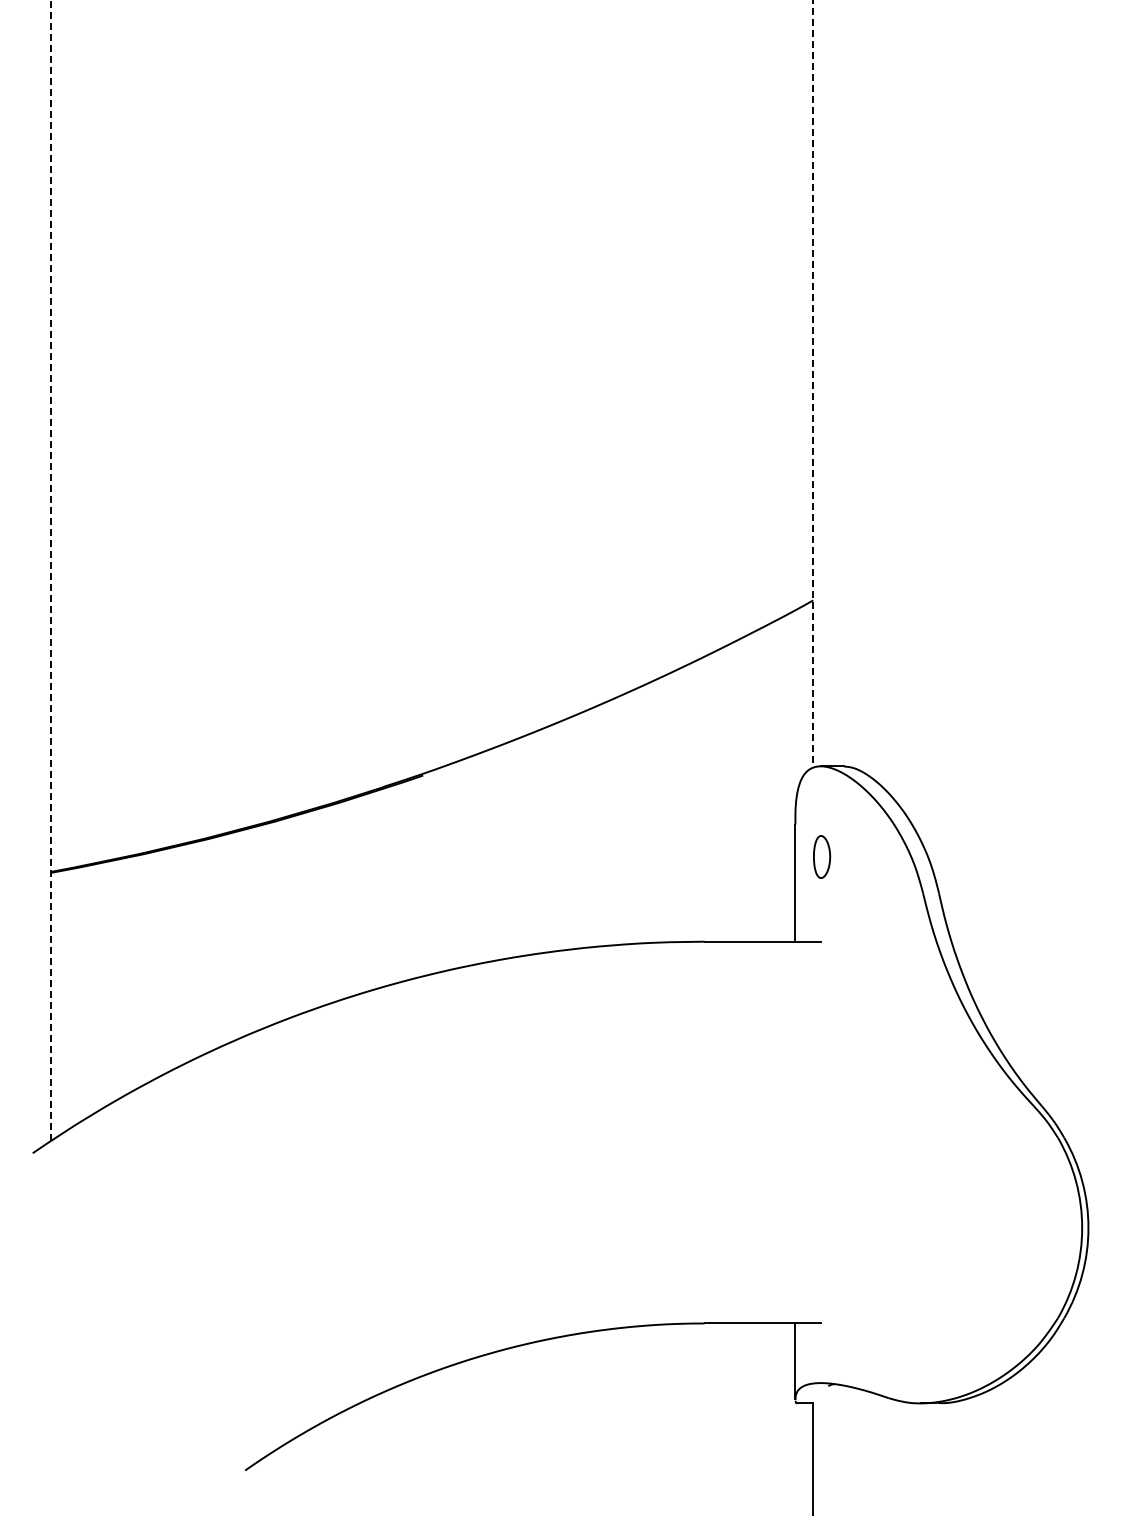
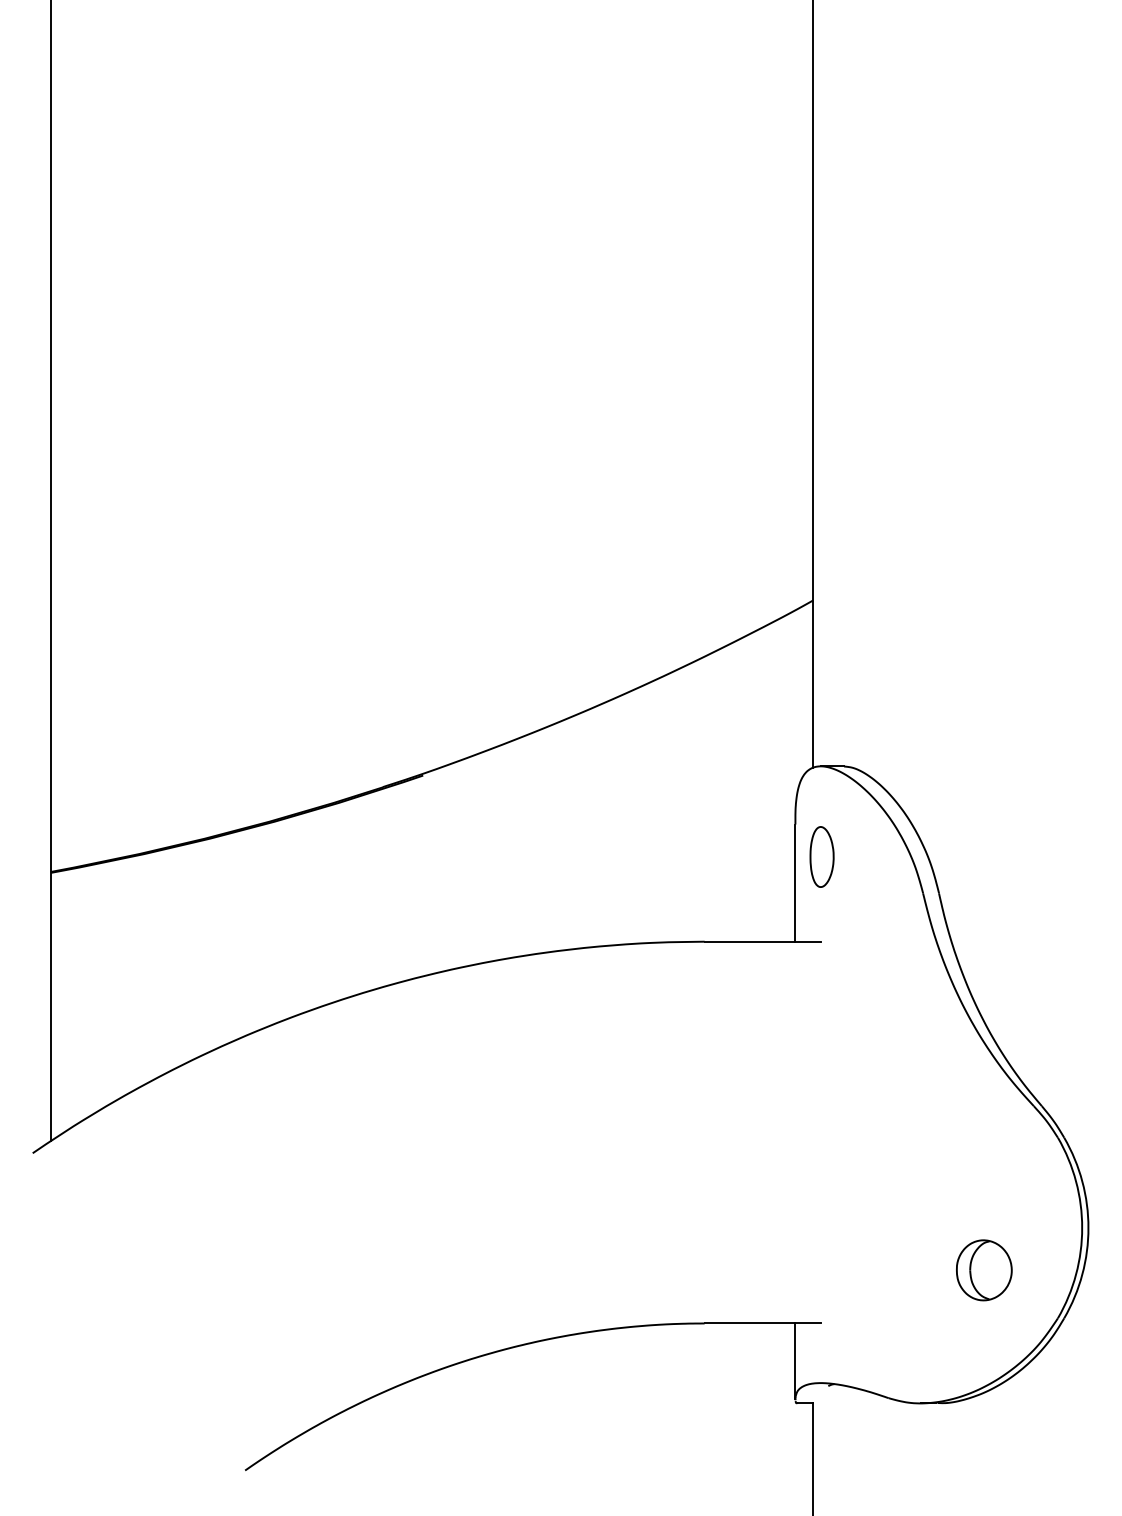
line: dashed -> solid (813, 384)
line: dashed -> solid (51, 570)
part size: 19x44 px -> 26x62 px (821, 856)
part: none -> present (984, 1270)
